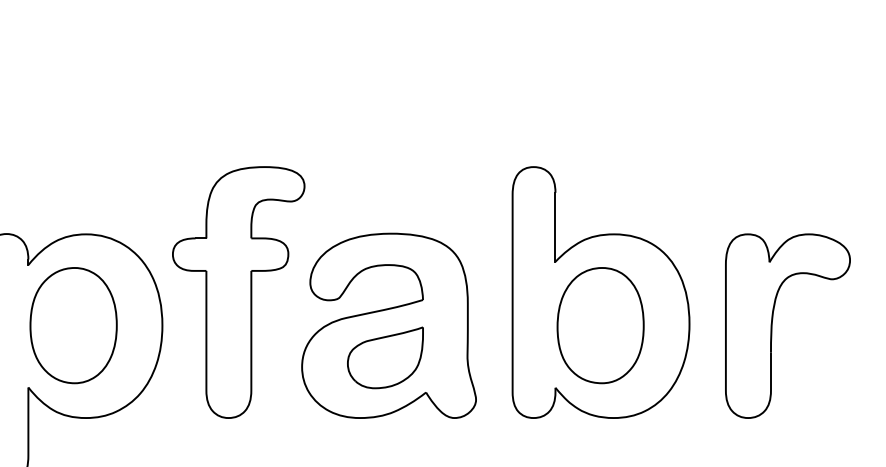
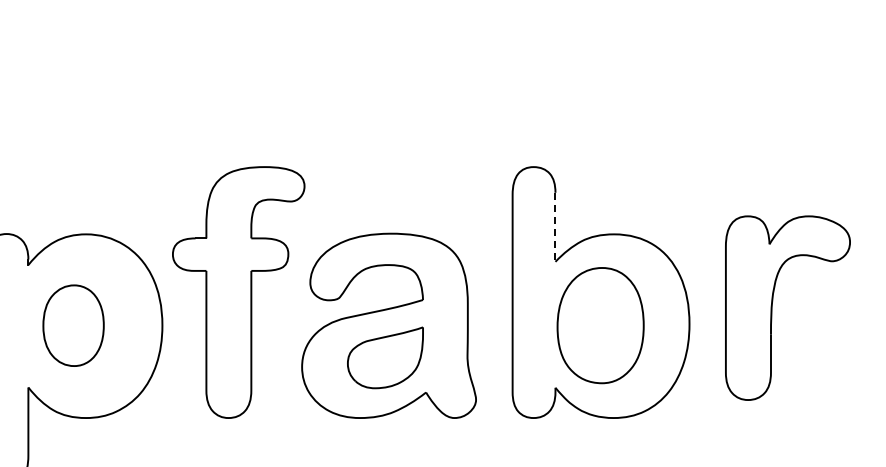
line: solid -> dashed (555, 227)
part size: 89x118 px -> 63x83 px (73, 325)
part position: (772, 325) -> (772, 307) (772, 307)
